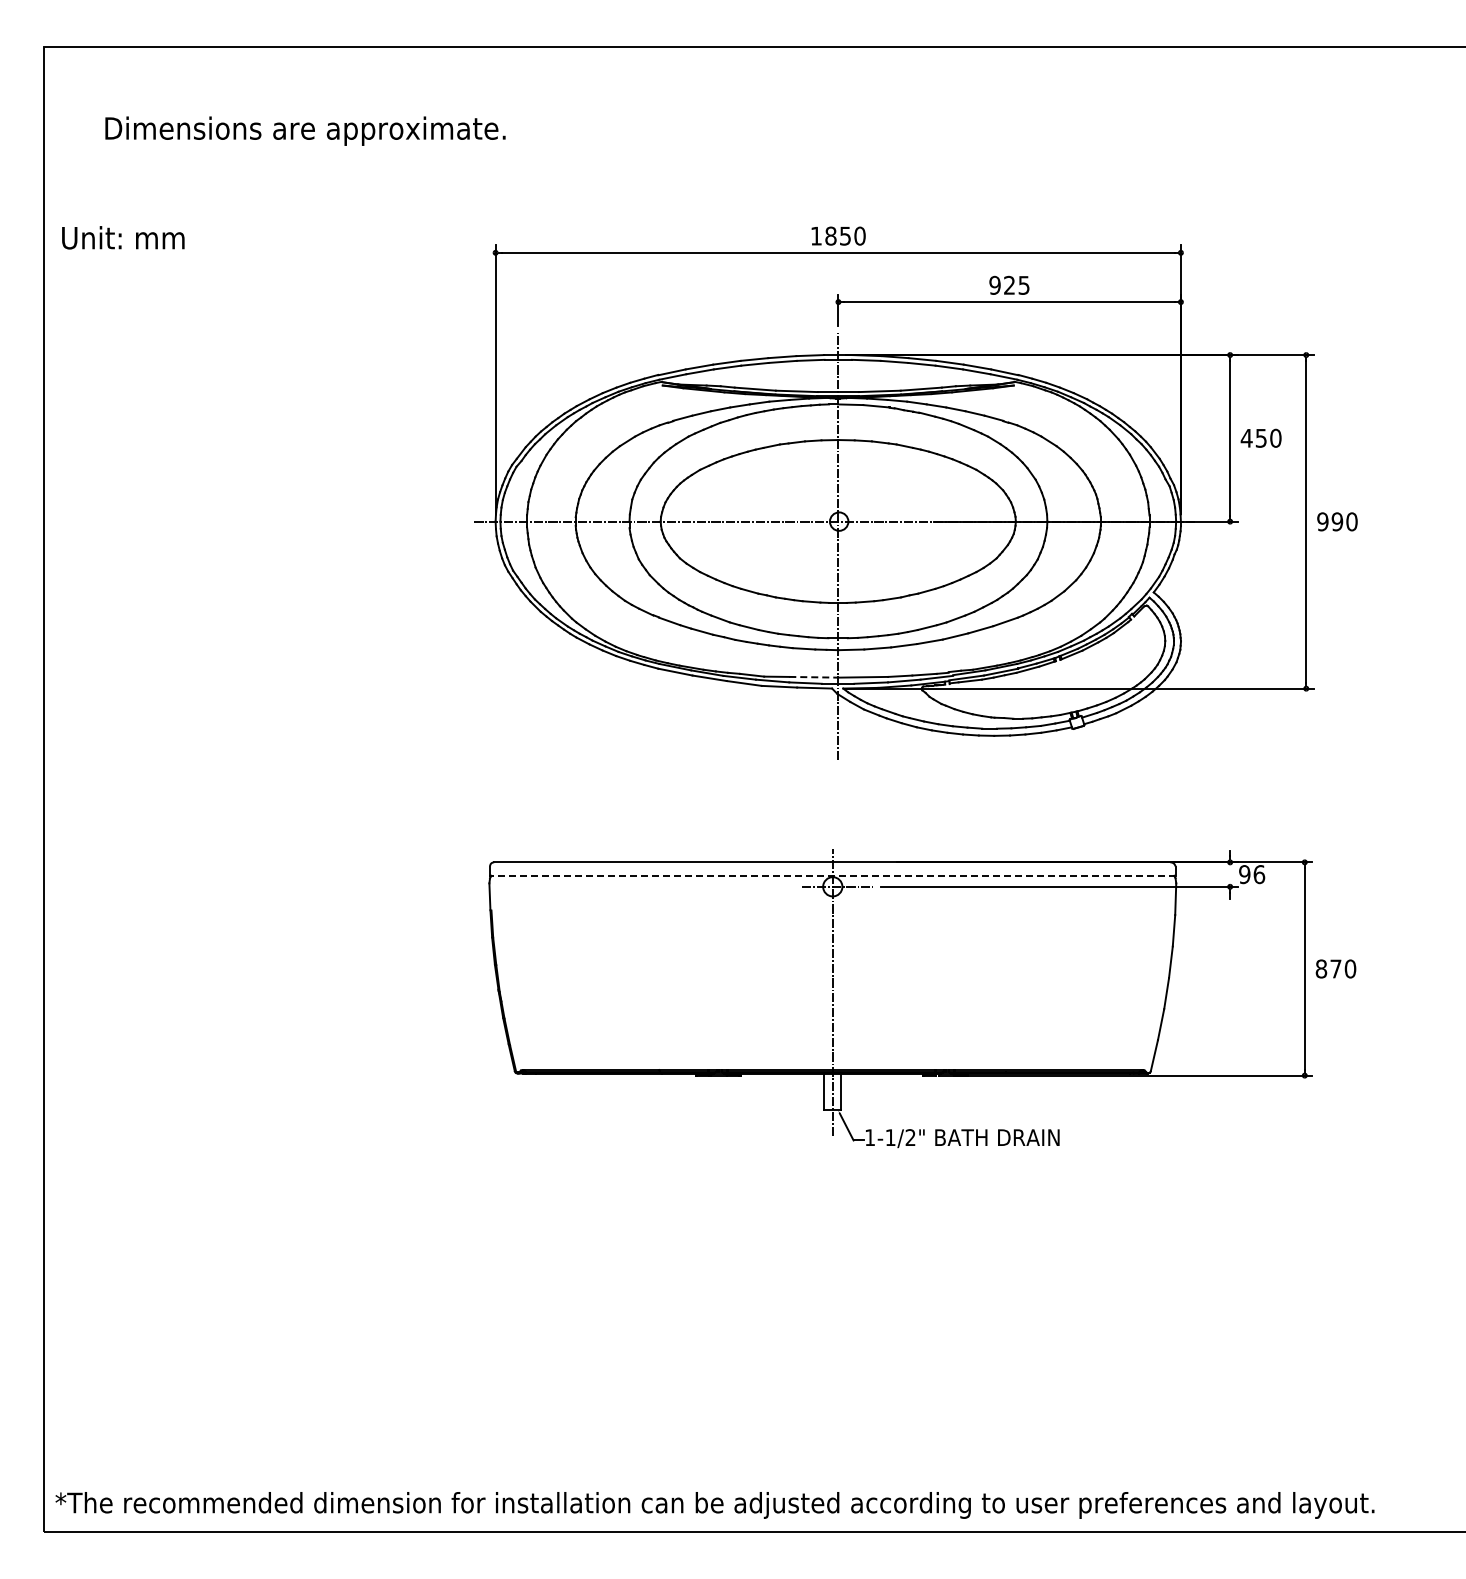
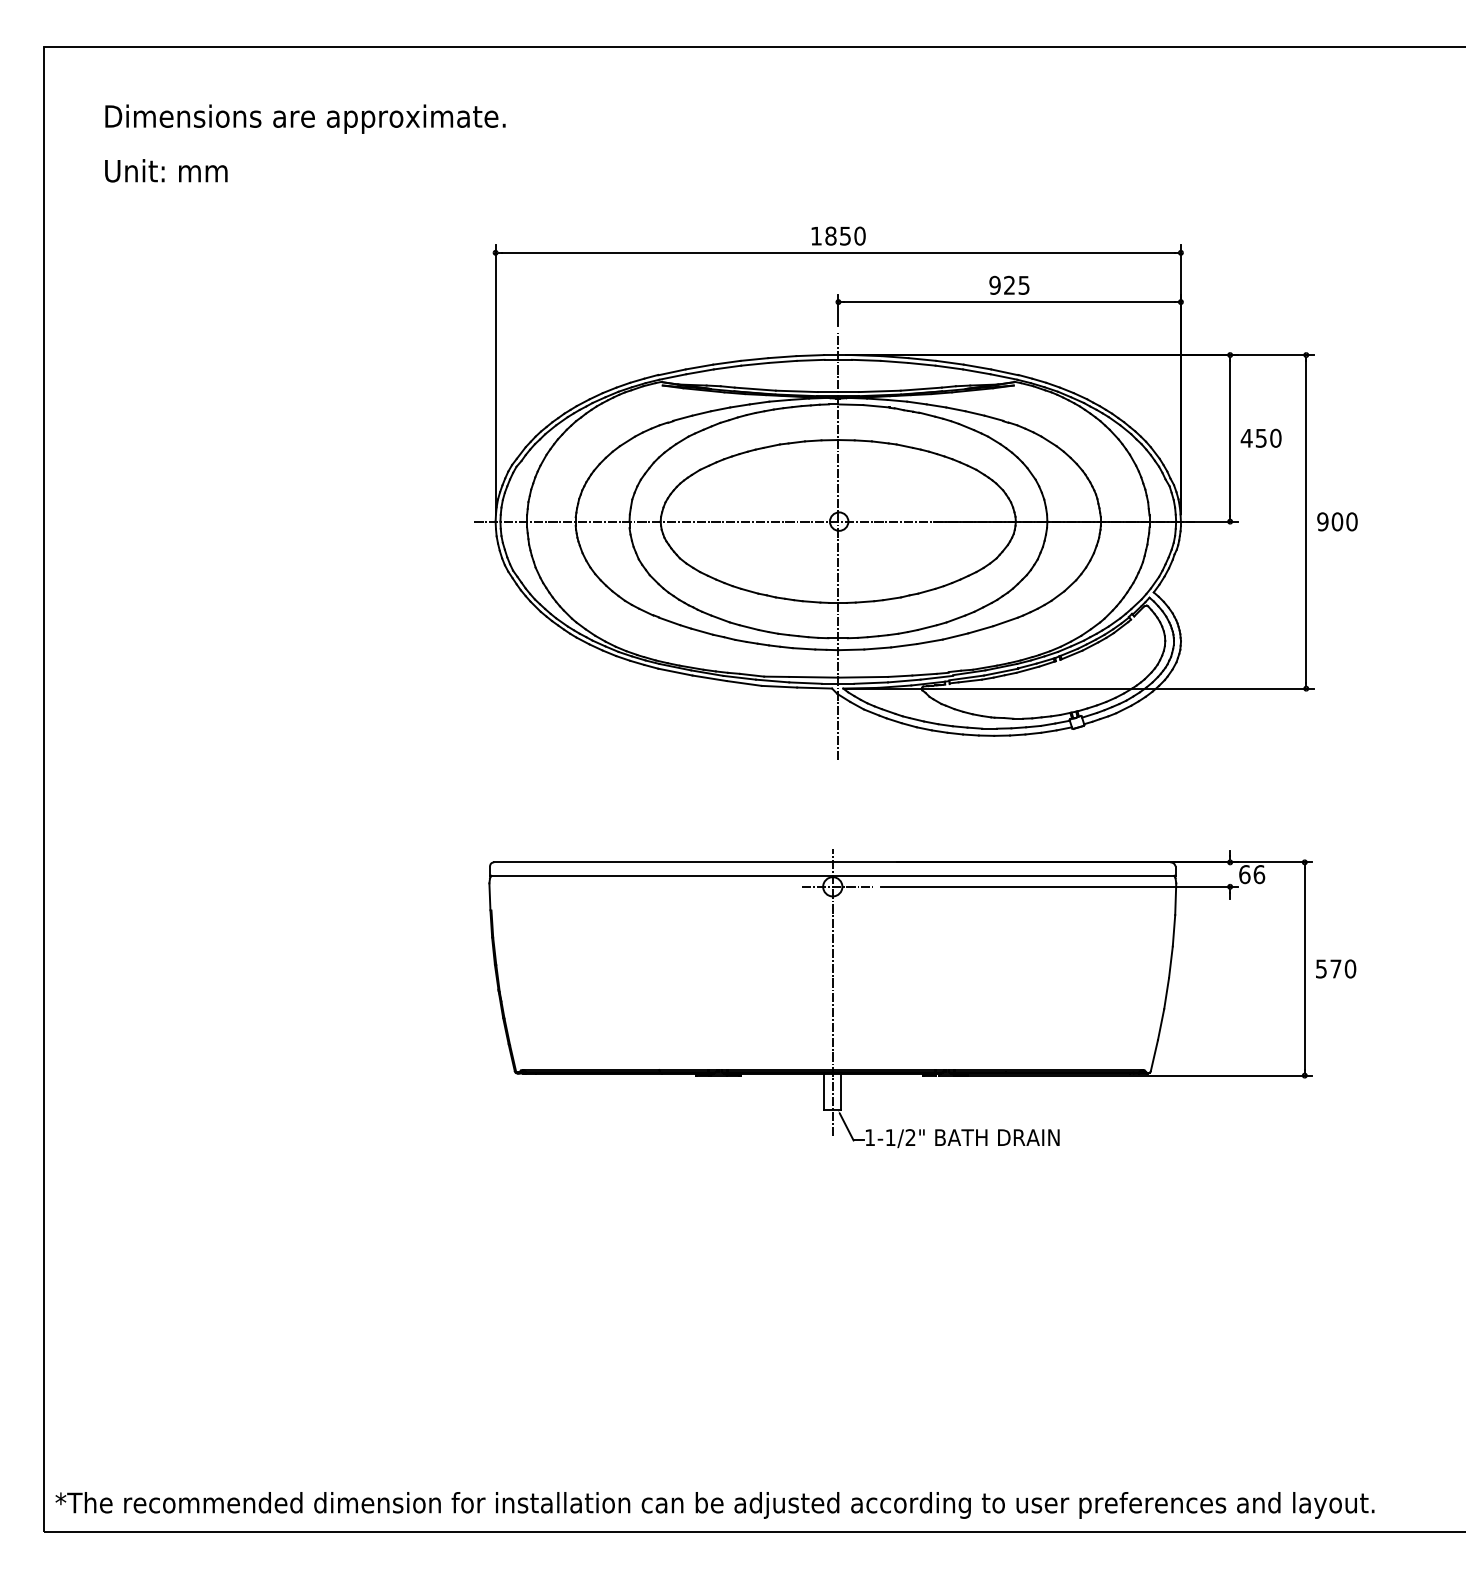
text position: (305, 130) -> (305, 118) (305, 118)
text position: (123, 237) -> (166, 170) (166, 170)
text: 990 -> 900 (1337, 521)
line: dashed -> solid (813, 677)
text: 96 -> 66 (1244, 874)
line: dashed -> solid (833, 875)
text: 870 -> 570 (1321, 968)
